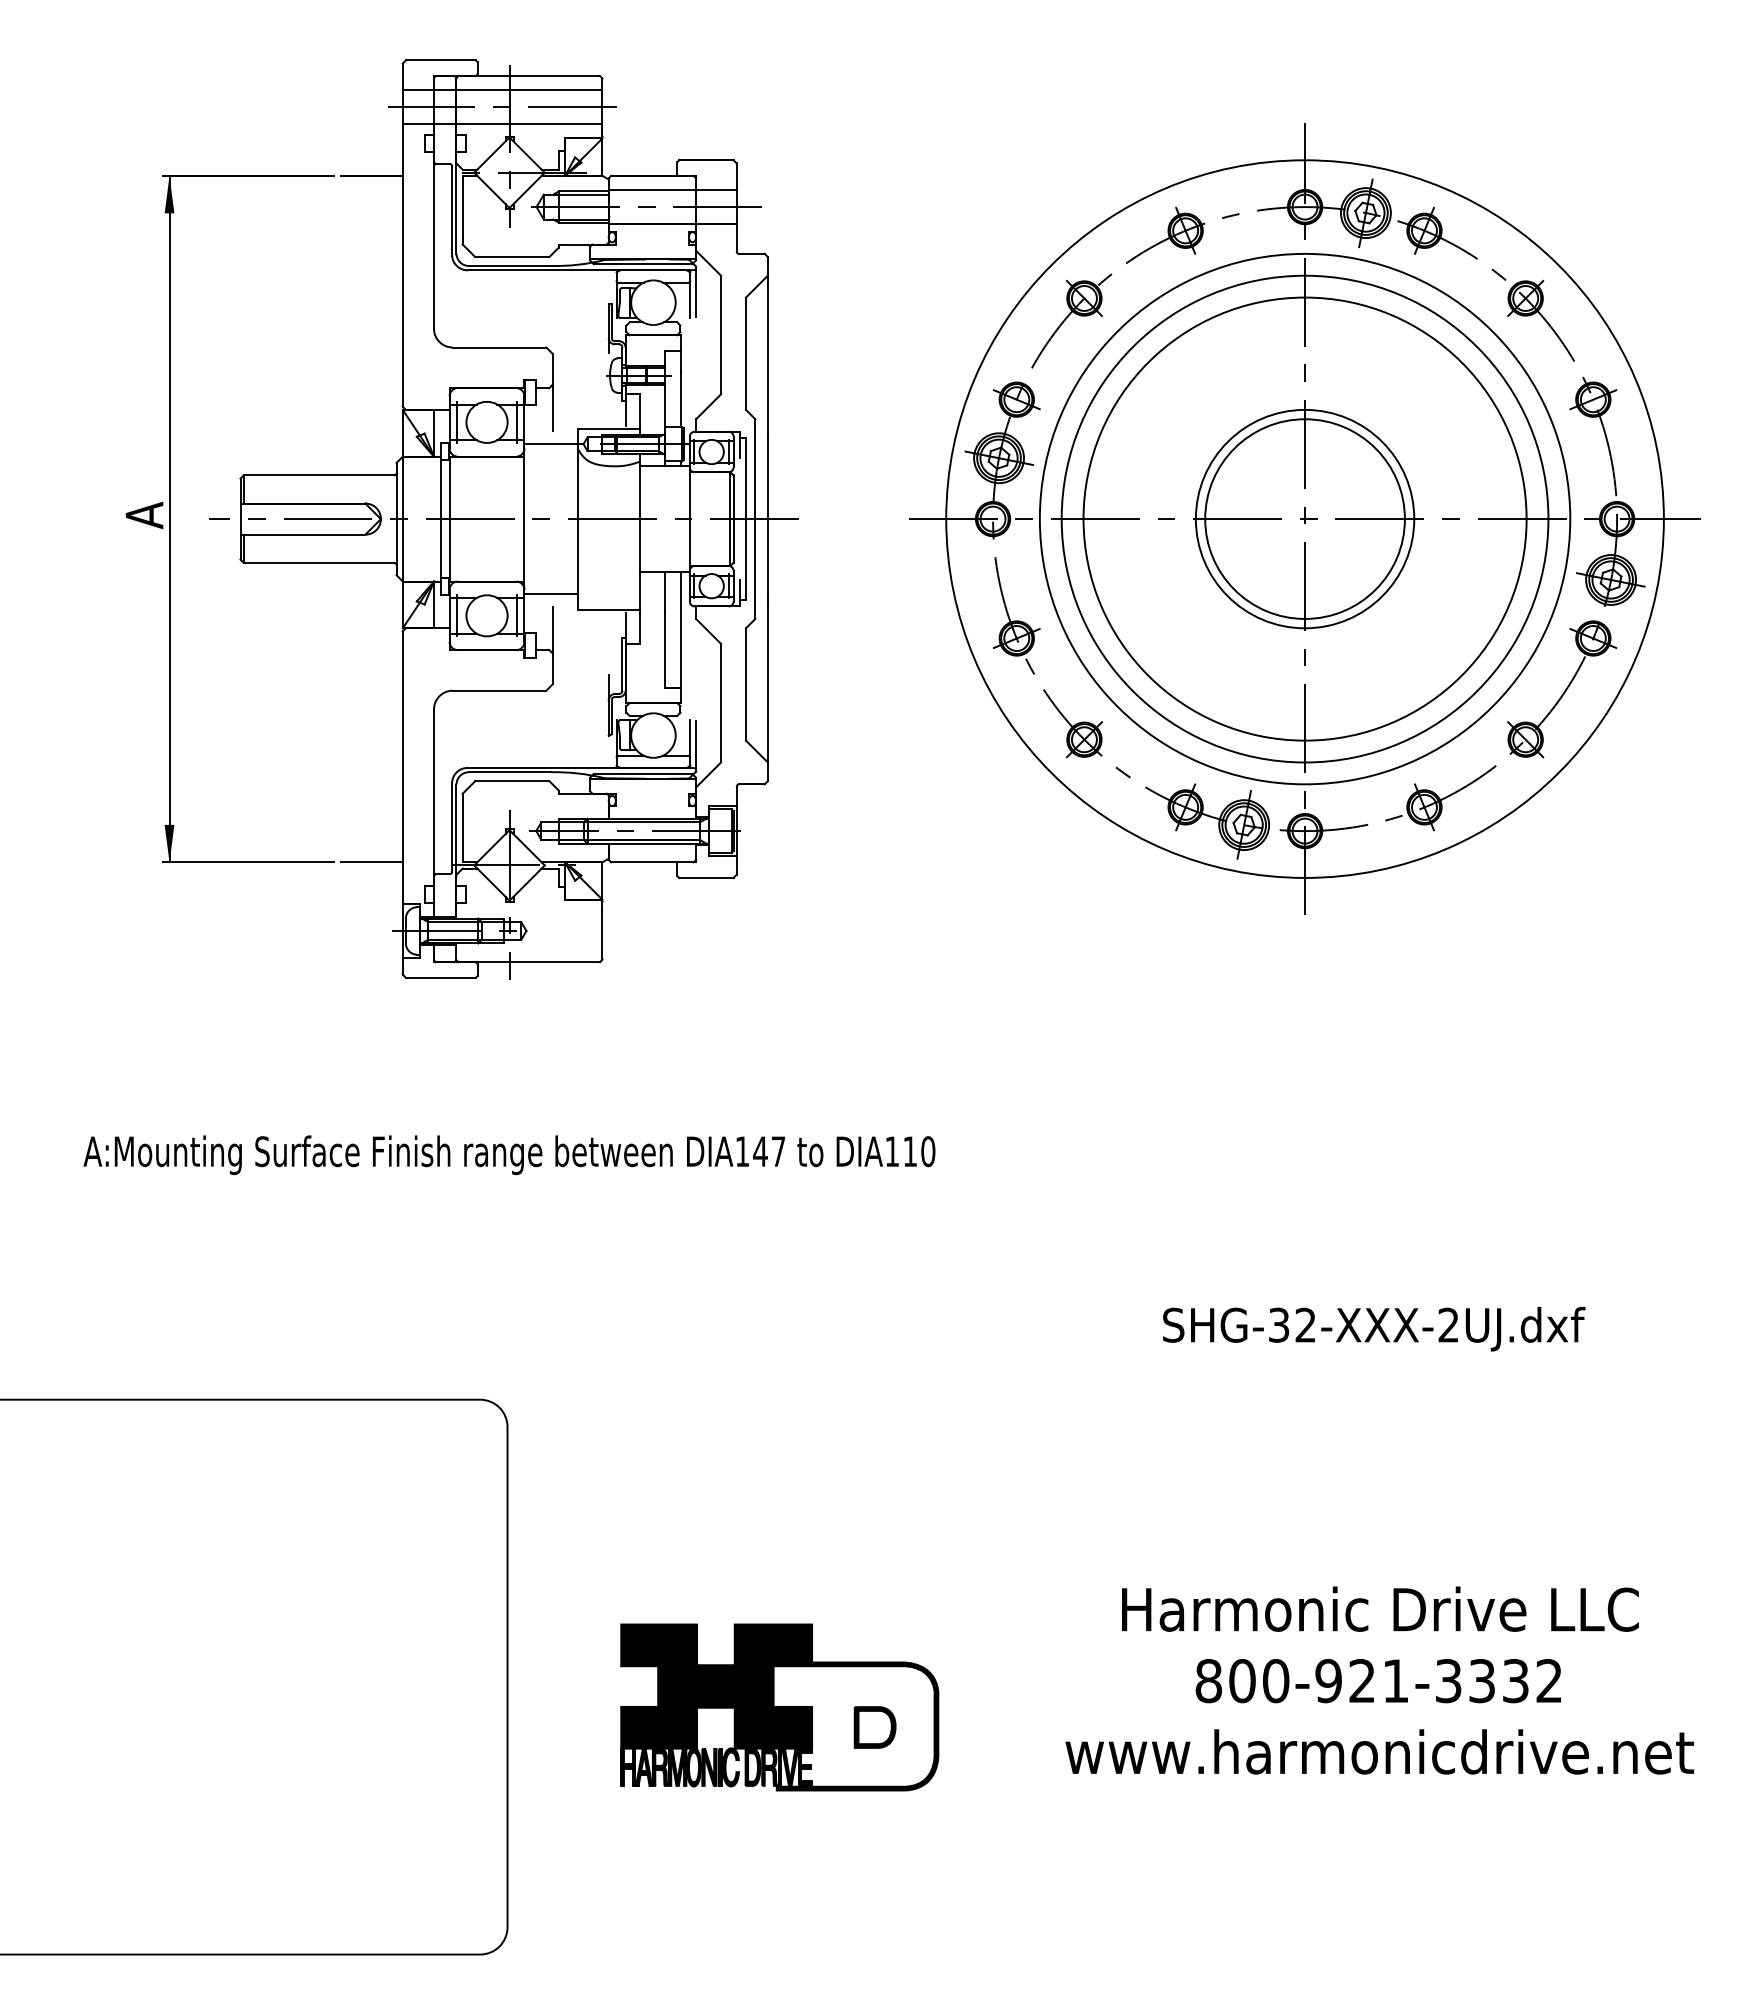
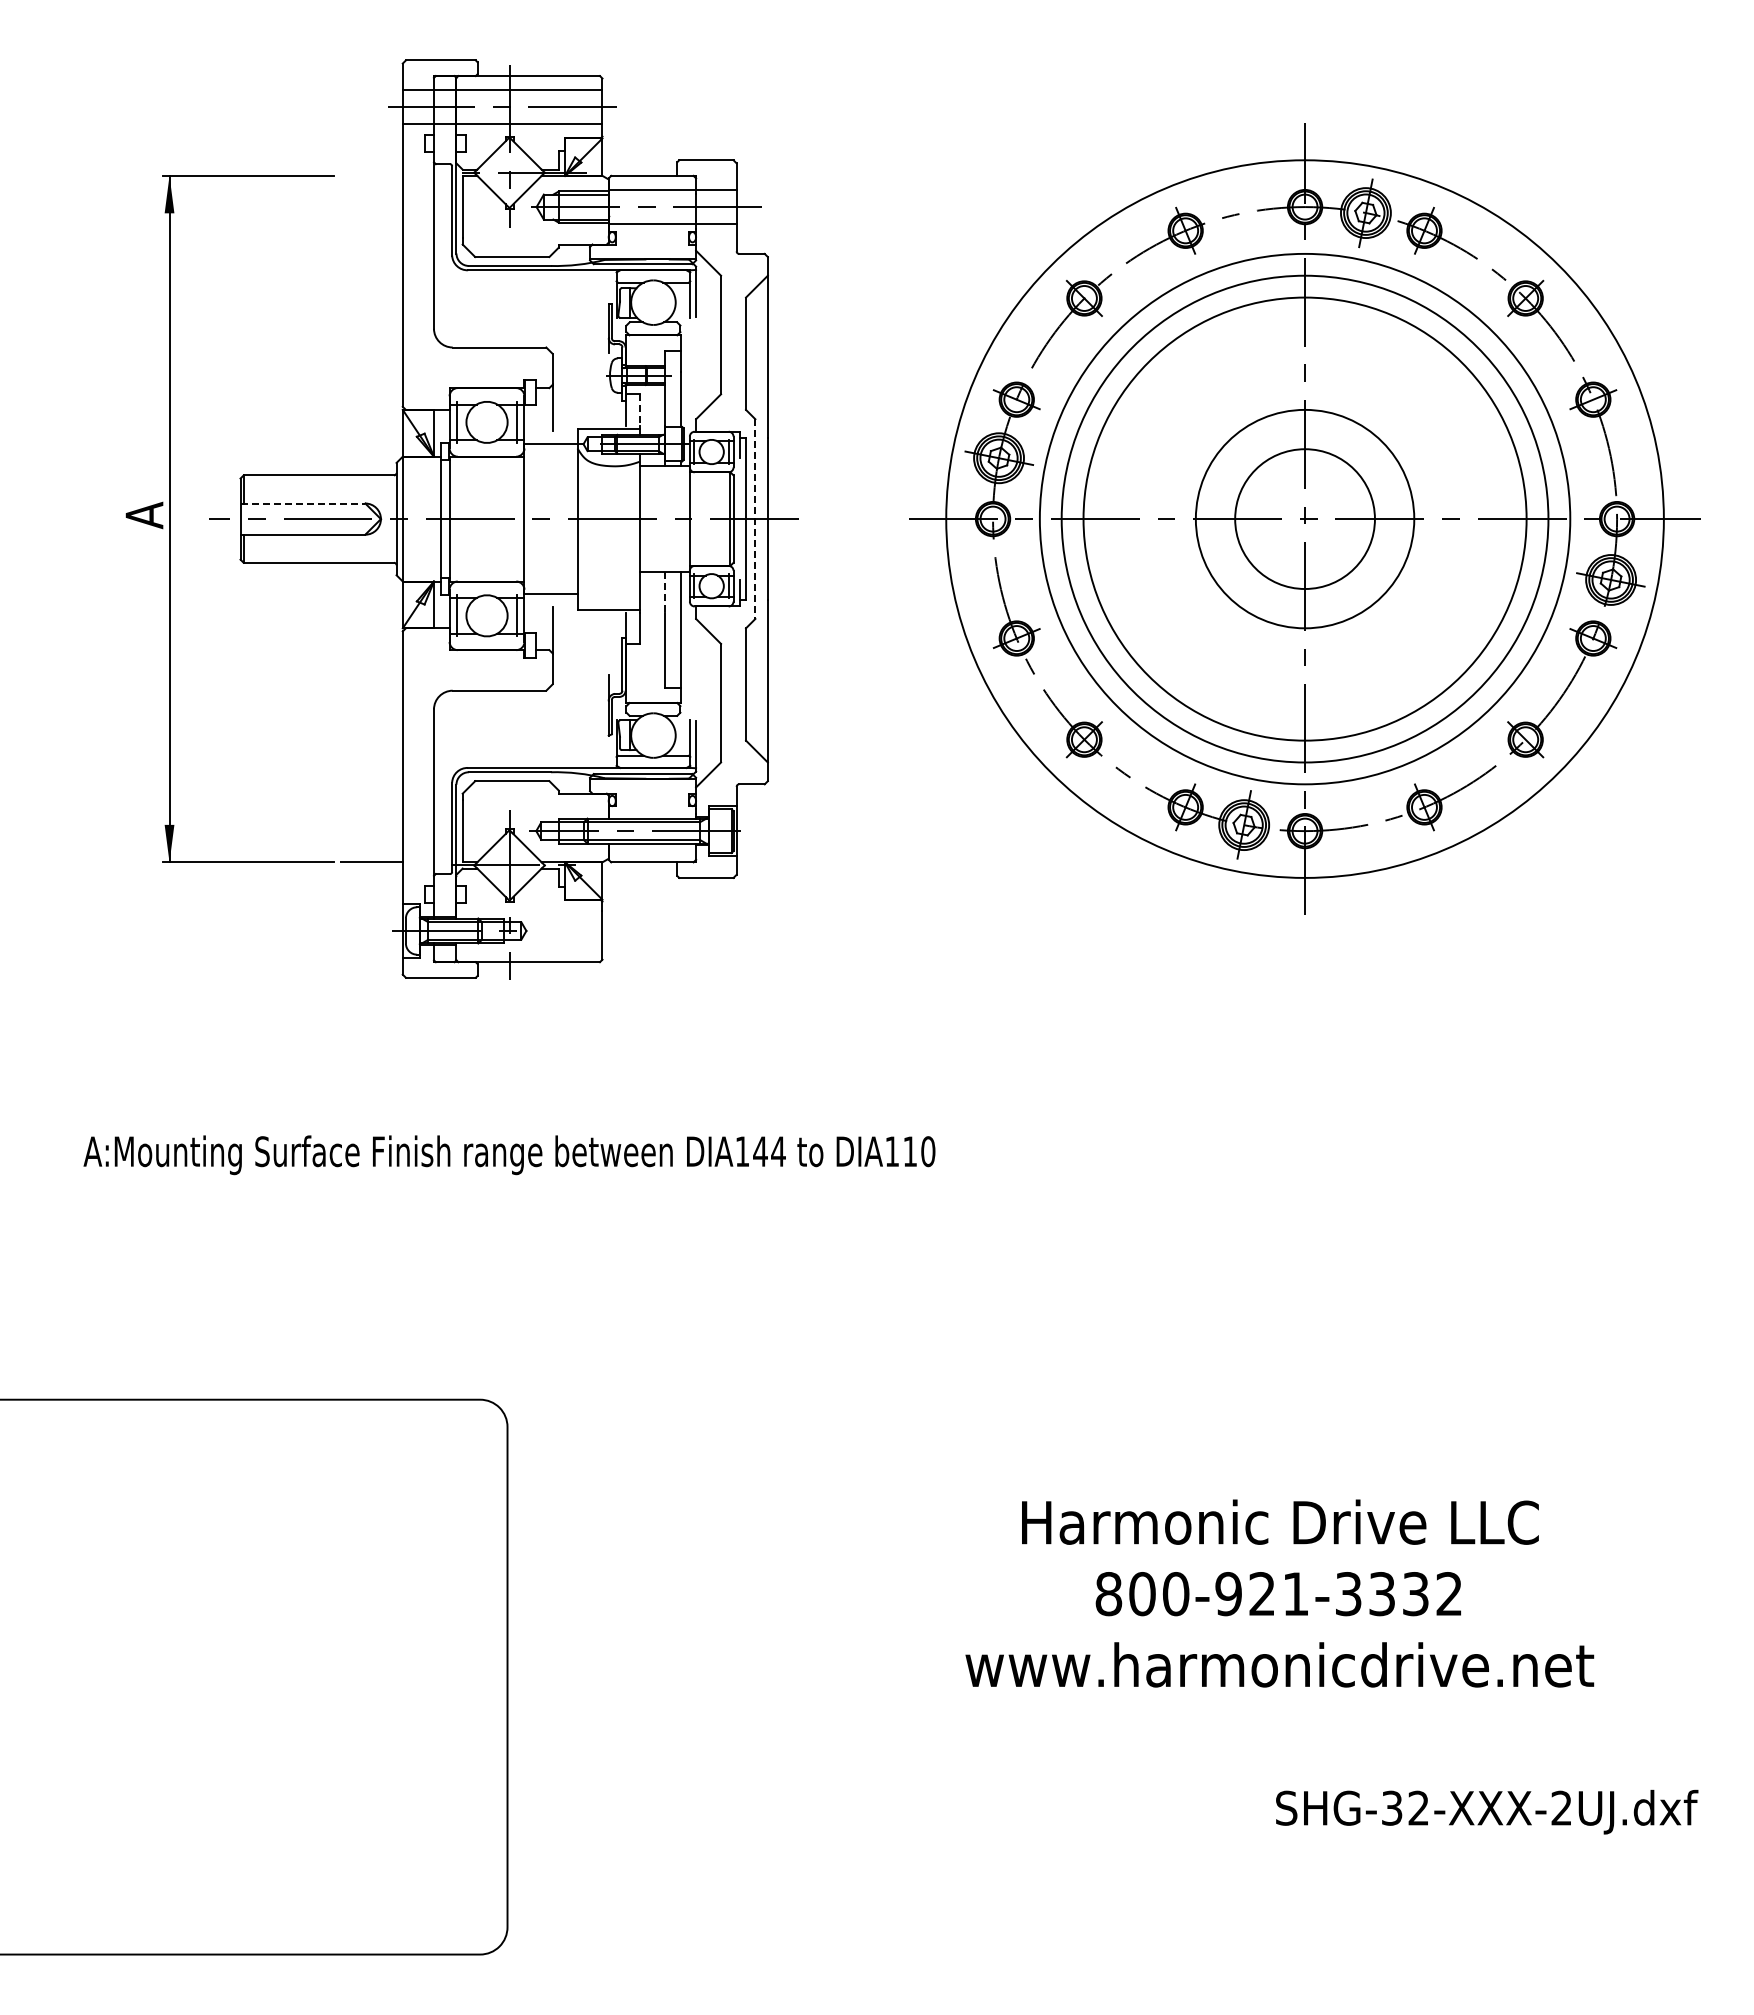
line: present -> none (371, 175)
line: solid -> dashed (639, 409)
line: solid -> dashed (303, 503)
circle diameter: 200 px -> 140 px (1304, 519)
line: solid -> dashed (755, 519)
line: solid -> dashed (664, 592)
text: DIA147 -> DIA144 (778, 1151)
text position: (1374, 1328) -> (1487, 1811) (1487, 1811)
text position: (1379, 1680) -> (1279, 1593) (1279, 1593)
part: present -> none (779, 1707)
